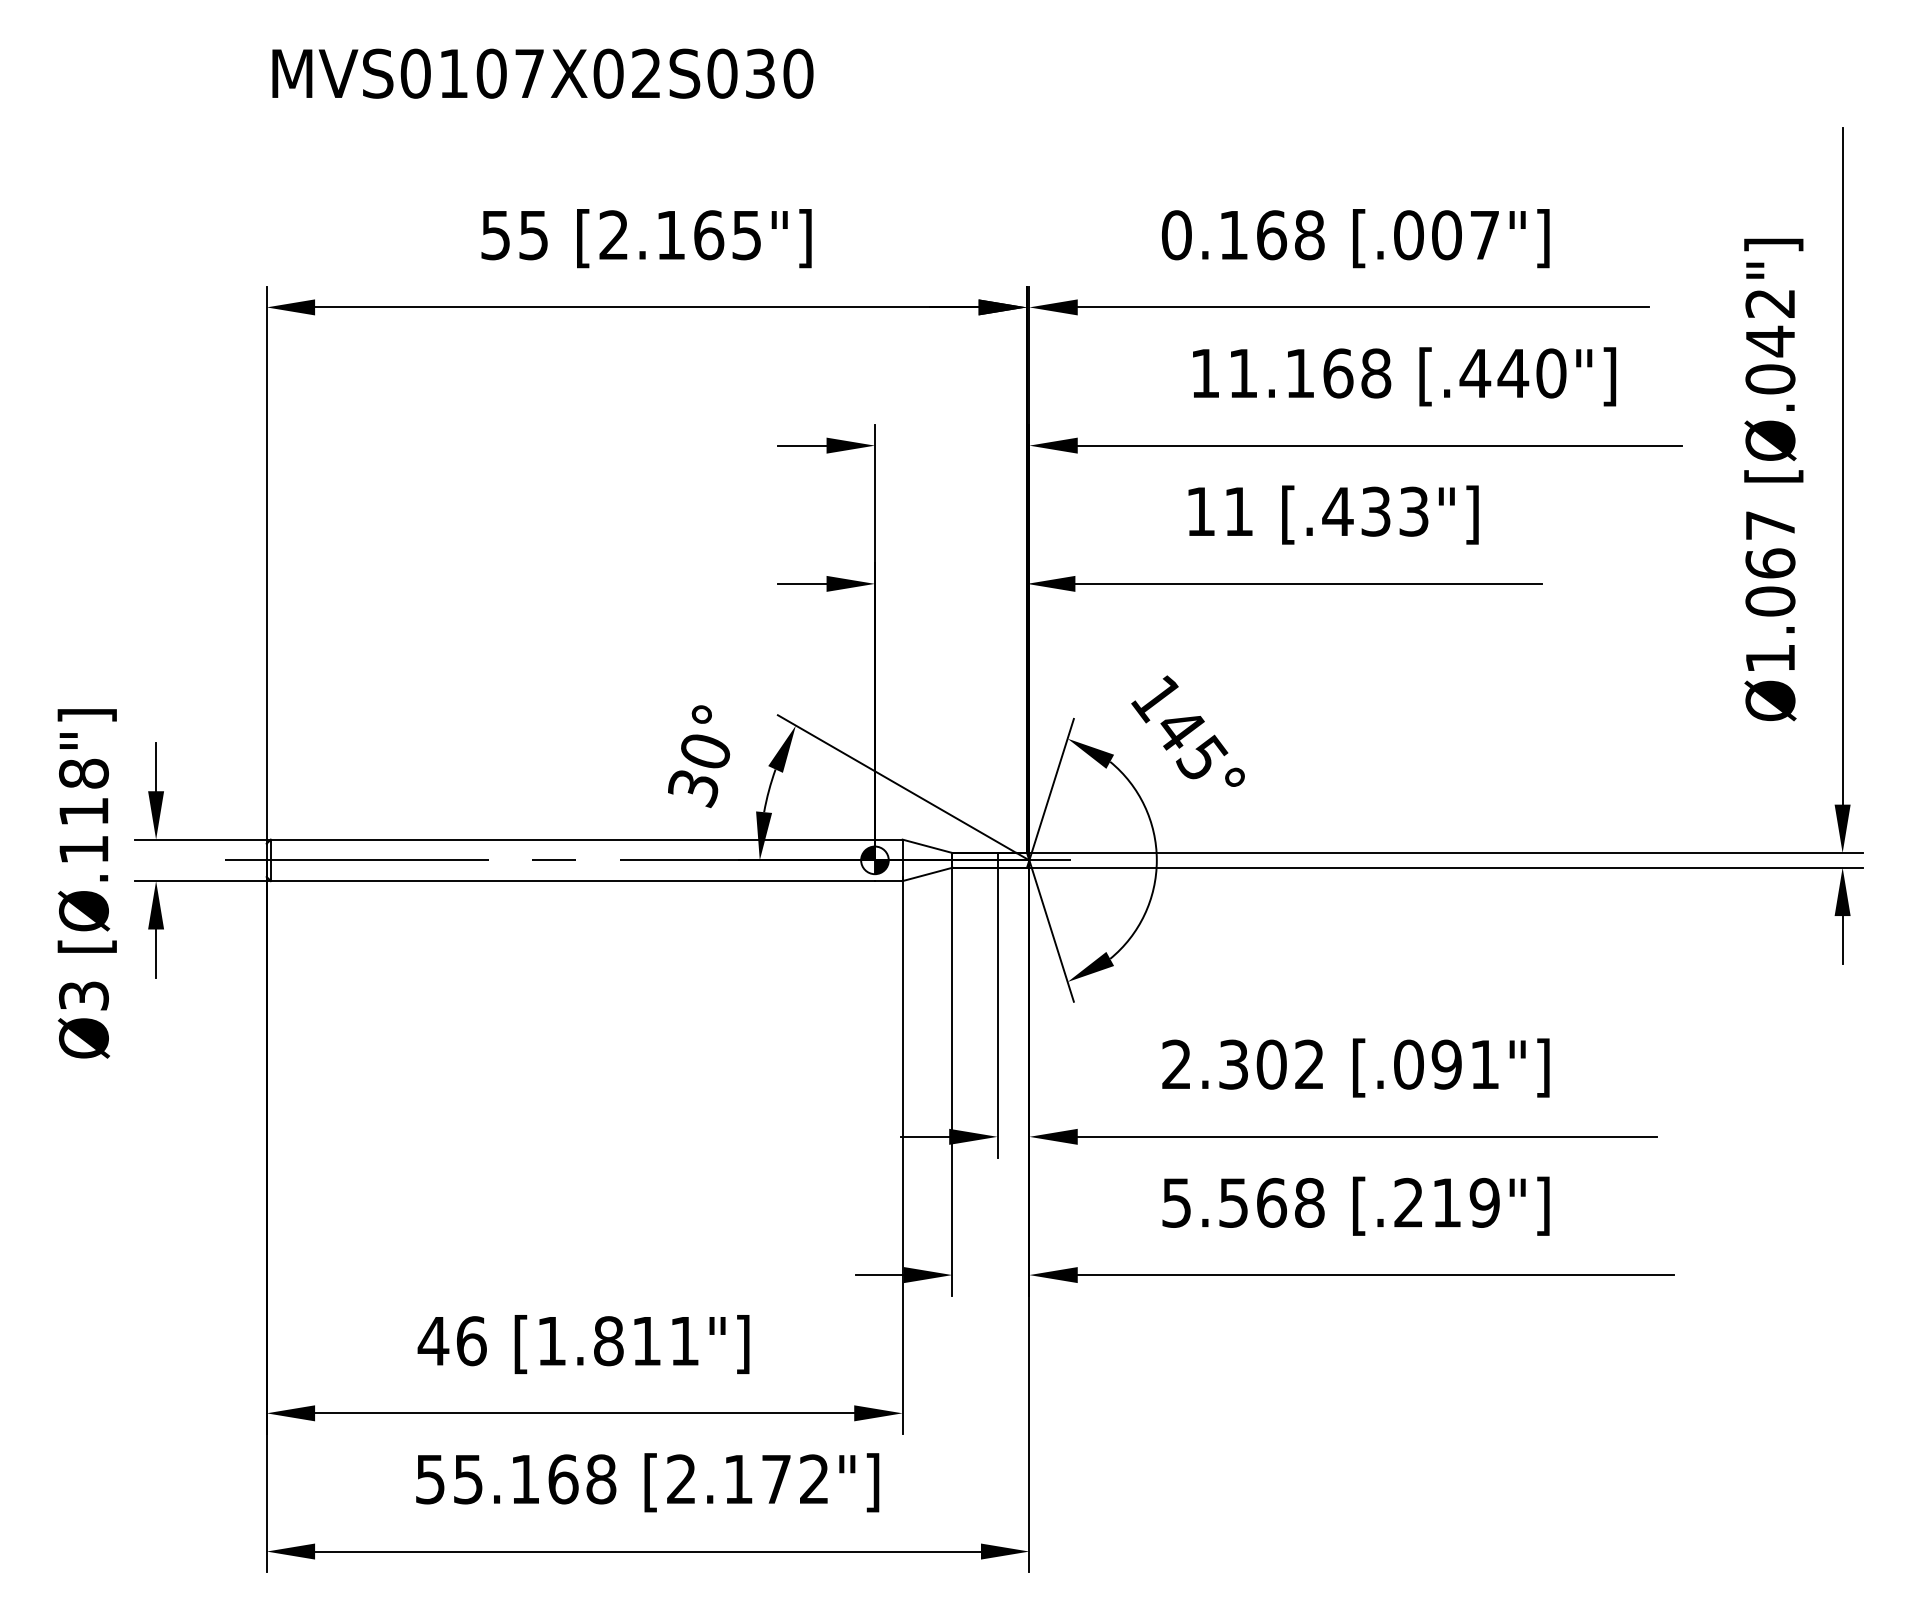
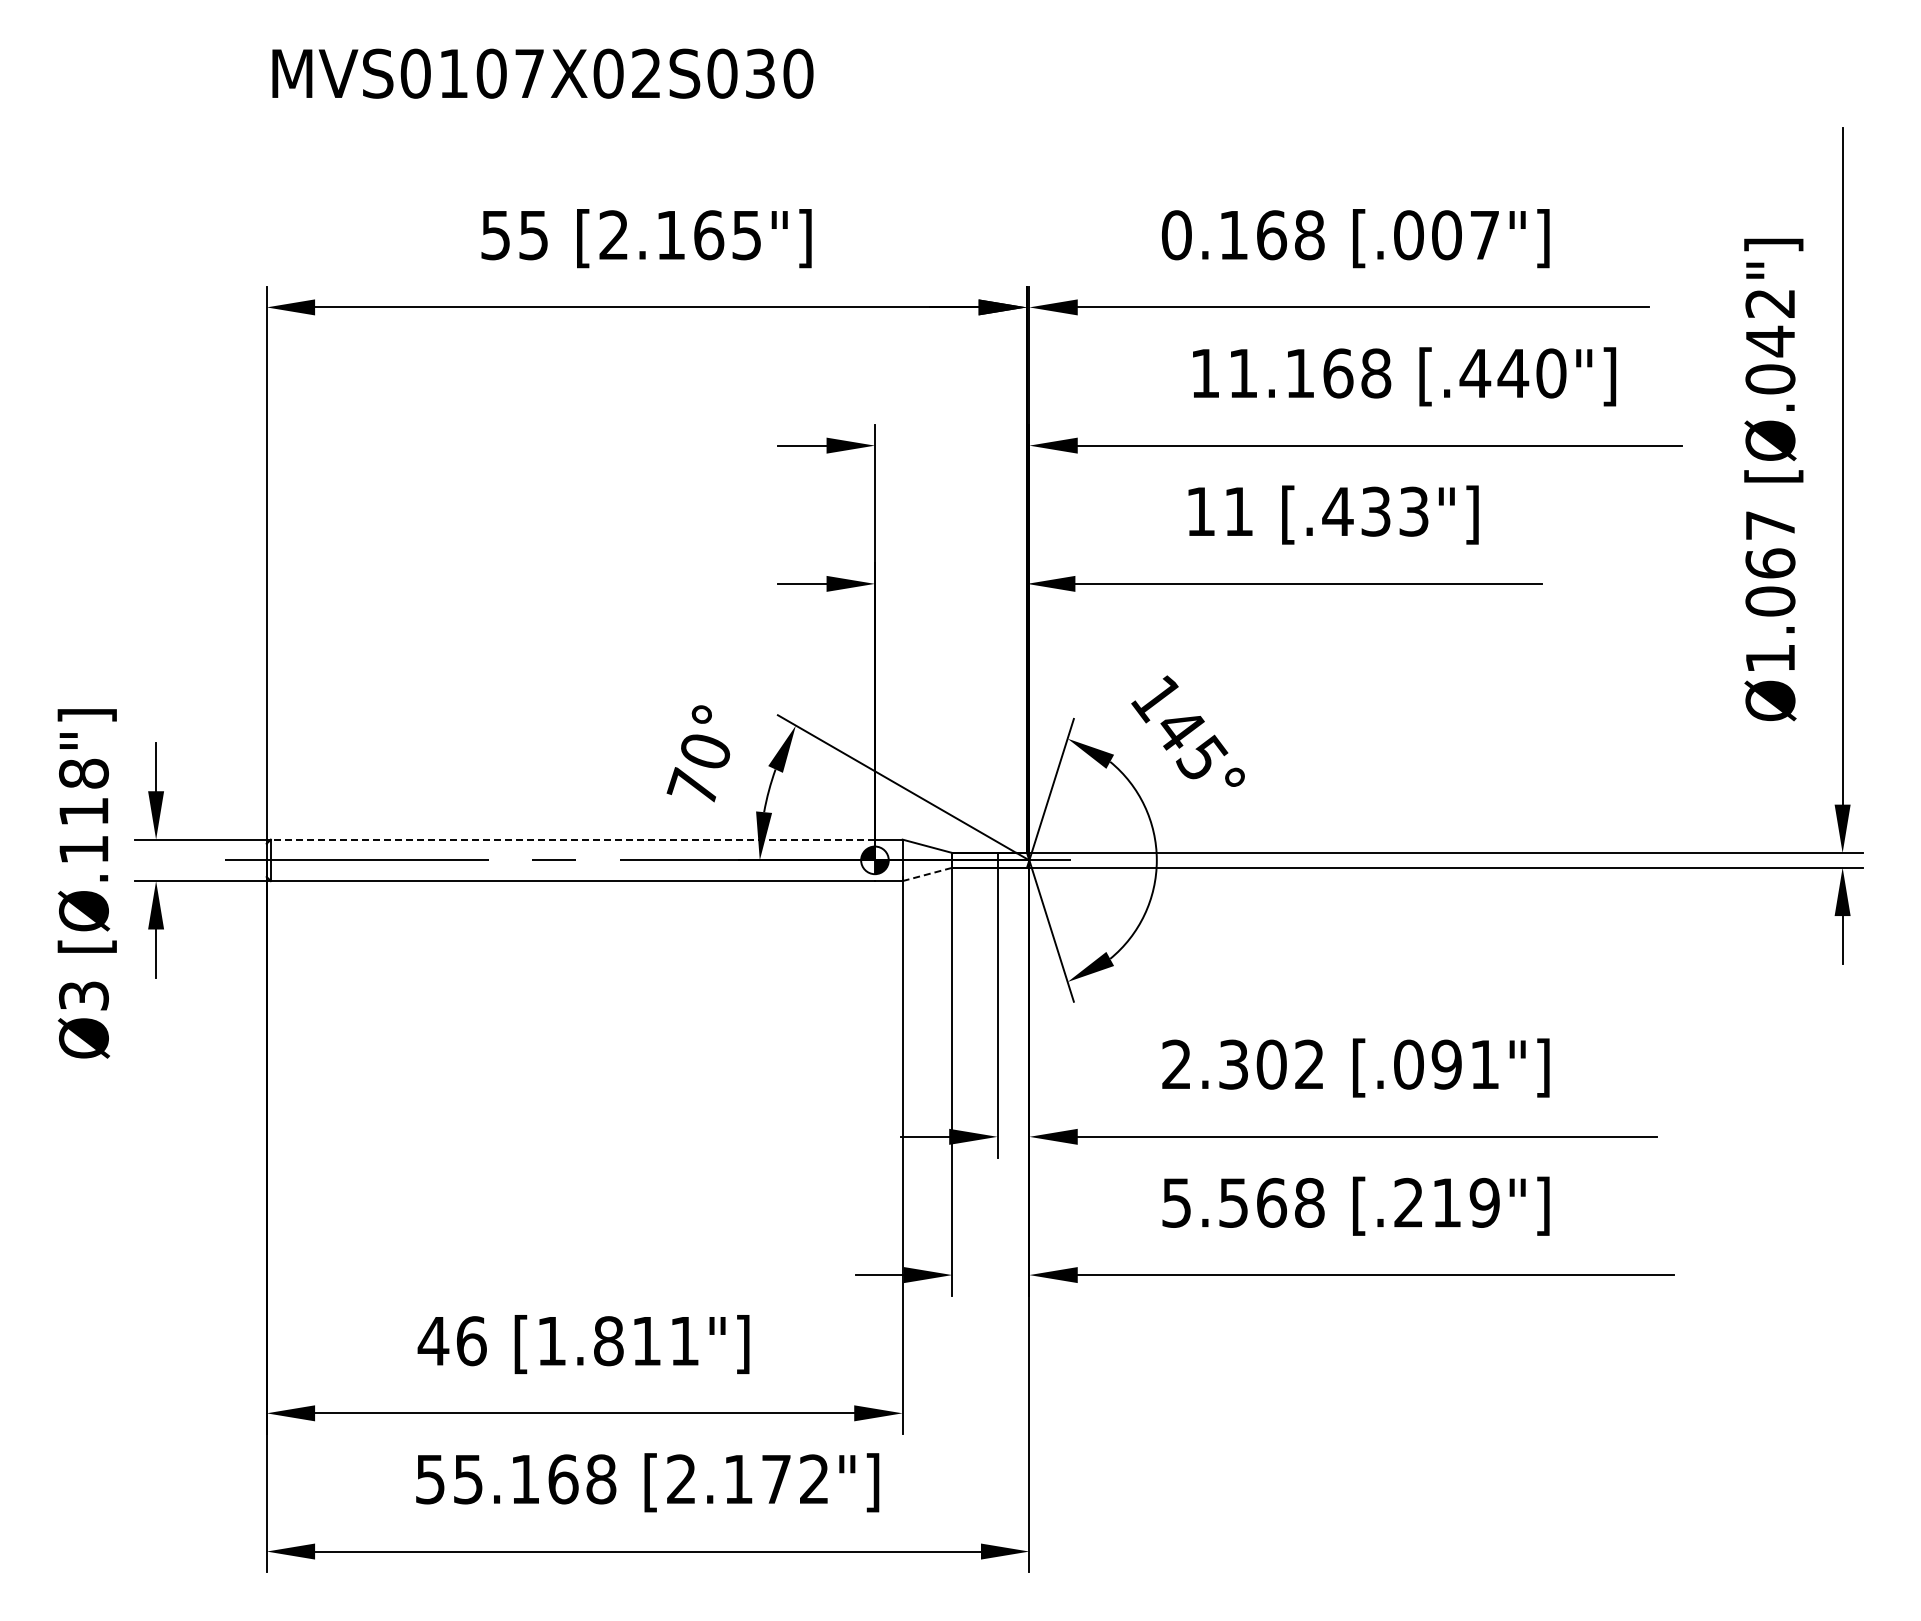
text: 30° -> 70° (692, 787)
line: solid -> dashed (572, 839)
line: solid -> dashed (927, 874)
